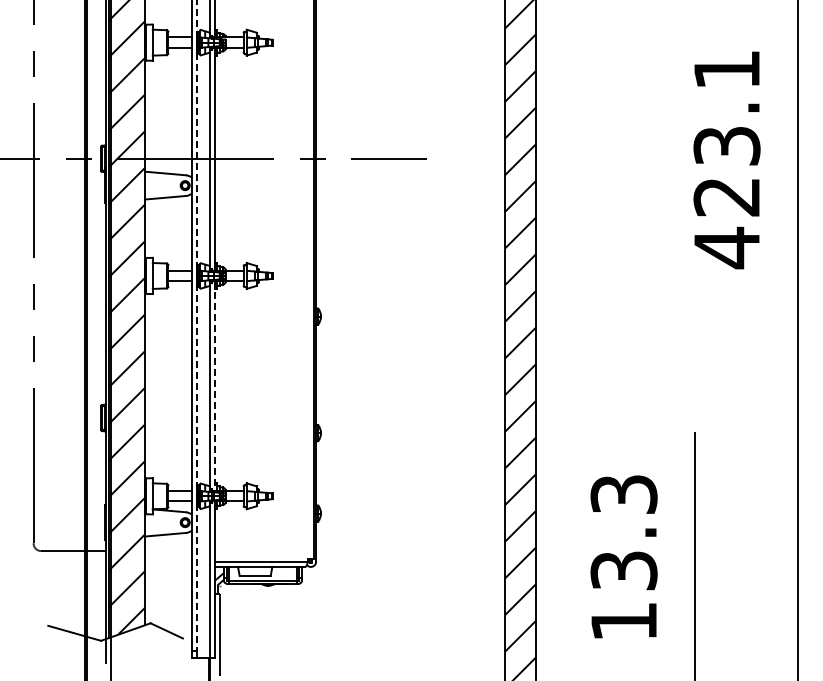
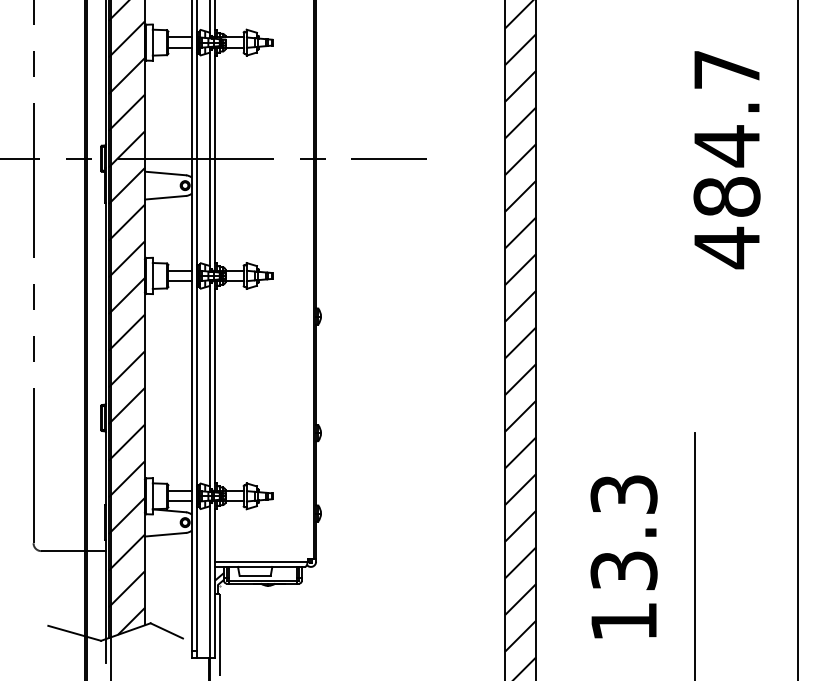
text: 423.1 -> 484.7 (726, 133)
line: dashed -> solid (196, 325)
line: dashed -> solid (215, 386)
